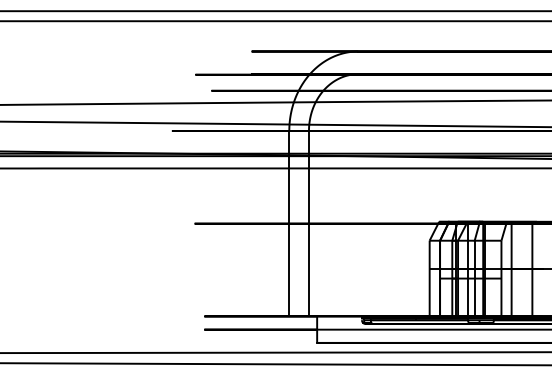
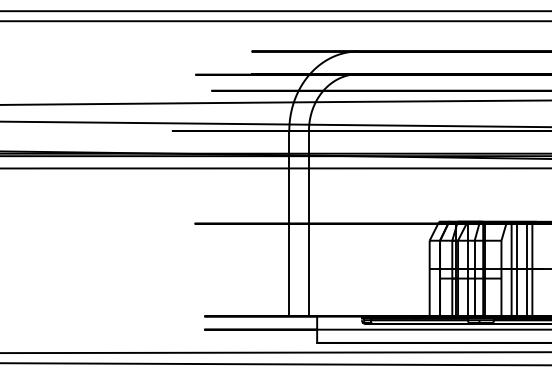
line: none -> present (516, 268)
line: none -> present (527, 268)
